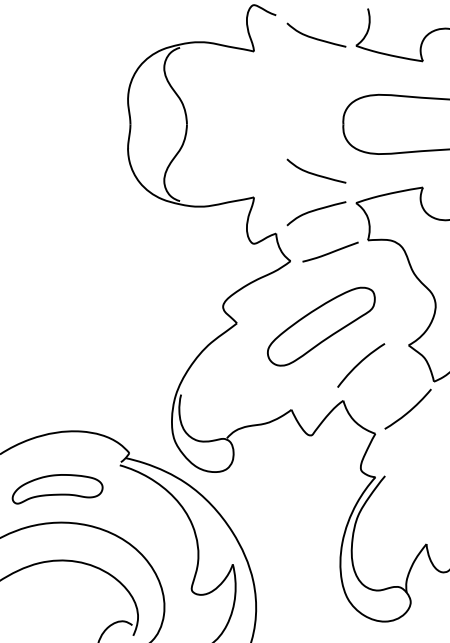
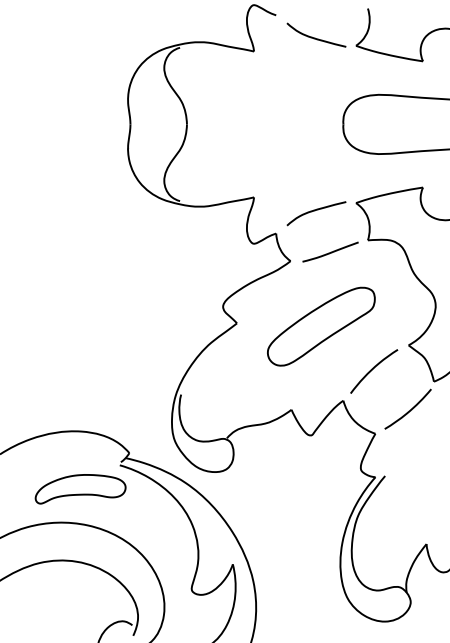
curve: present -> none (315, 173)
curve position: (360, 363) -> (373, 369) (373, 369)
part position: (57, 489) -> (80, 489) (80, 489)
